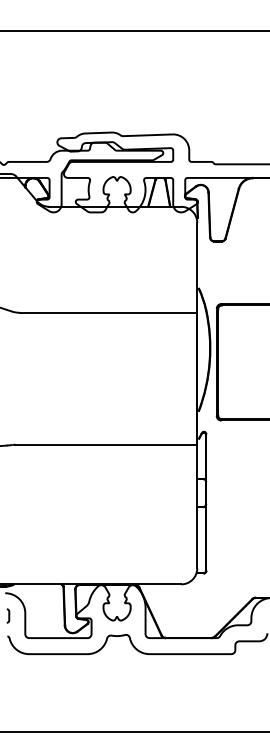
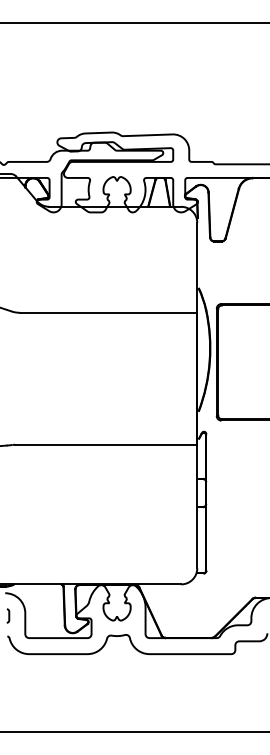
line position: (134, 30) -> (134, 22) (134, 22)
